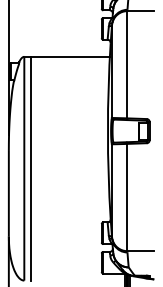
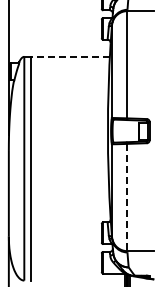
line: solid -> dashed (70, 56)
line: solid -> dashed (127, 197)
